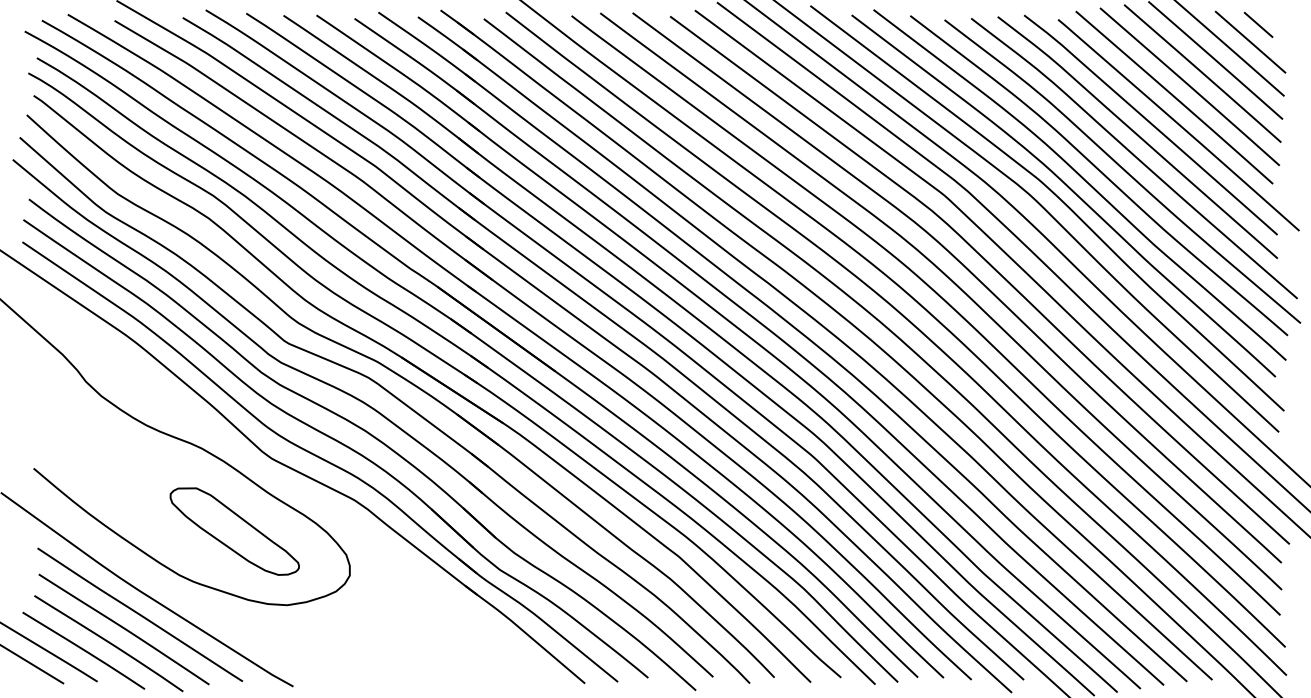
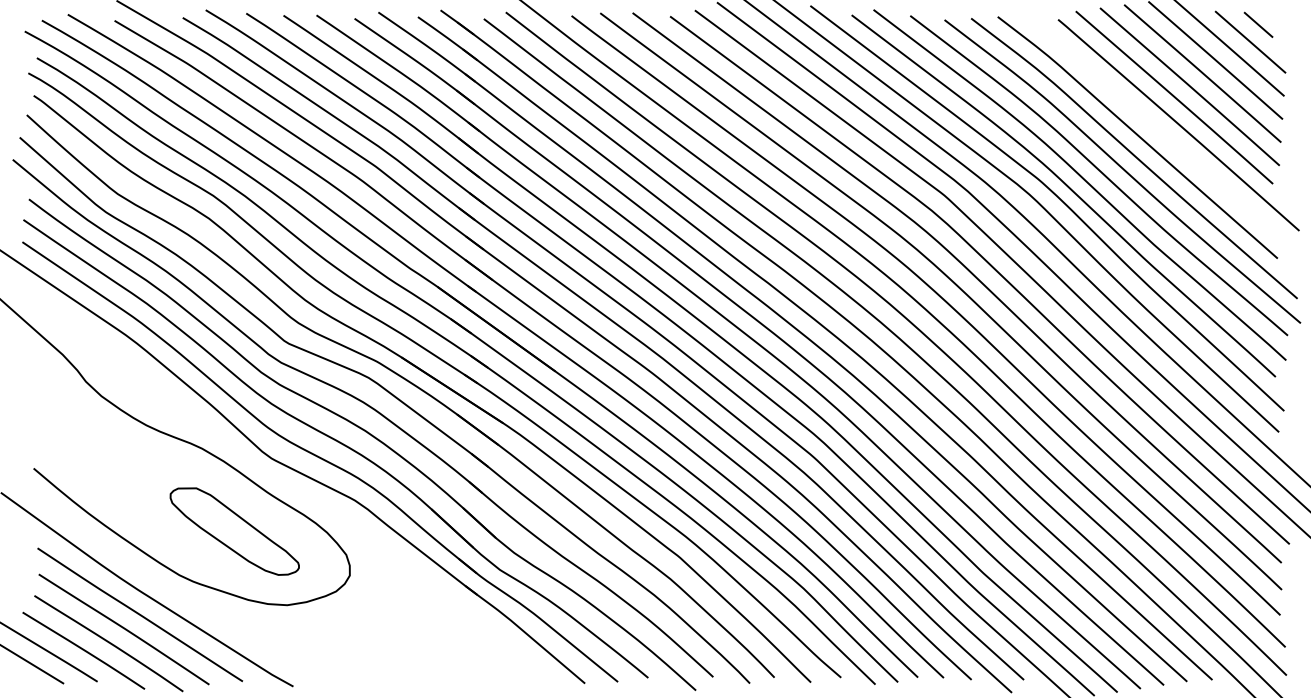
curve: present -> none (1150, 124)
